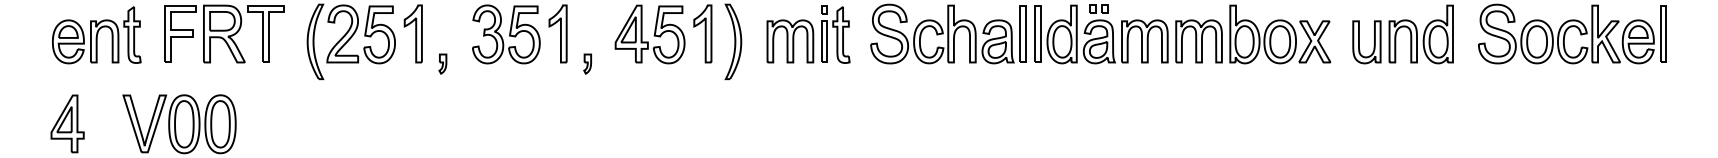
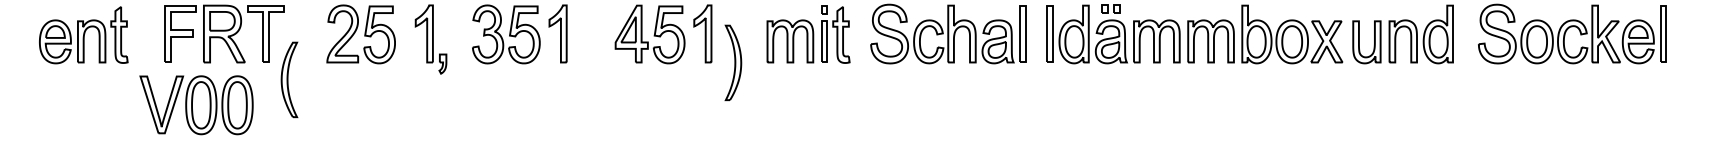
part position: (412, 33) -> (423, 33) (423, 33)
part position: (1182, 34) -> (1194, 34) (1194, 34)
part position: (96, 35) -> (83, 35) (83, 35)
part position: (315, 41) -> (289, 79) (289, 79)
part position: (733, 41) -> (733, 62) (733, 62)
part: present -> none (587, 63)
part: present -> none (67, 123)
part position: (179, 124) -> (196, 105) (196, 105)
